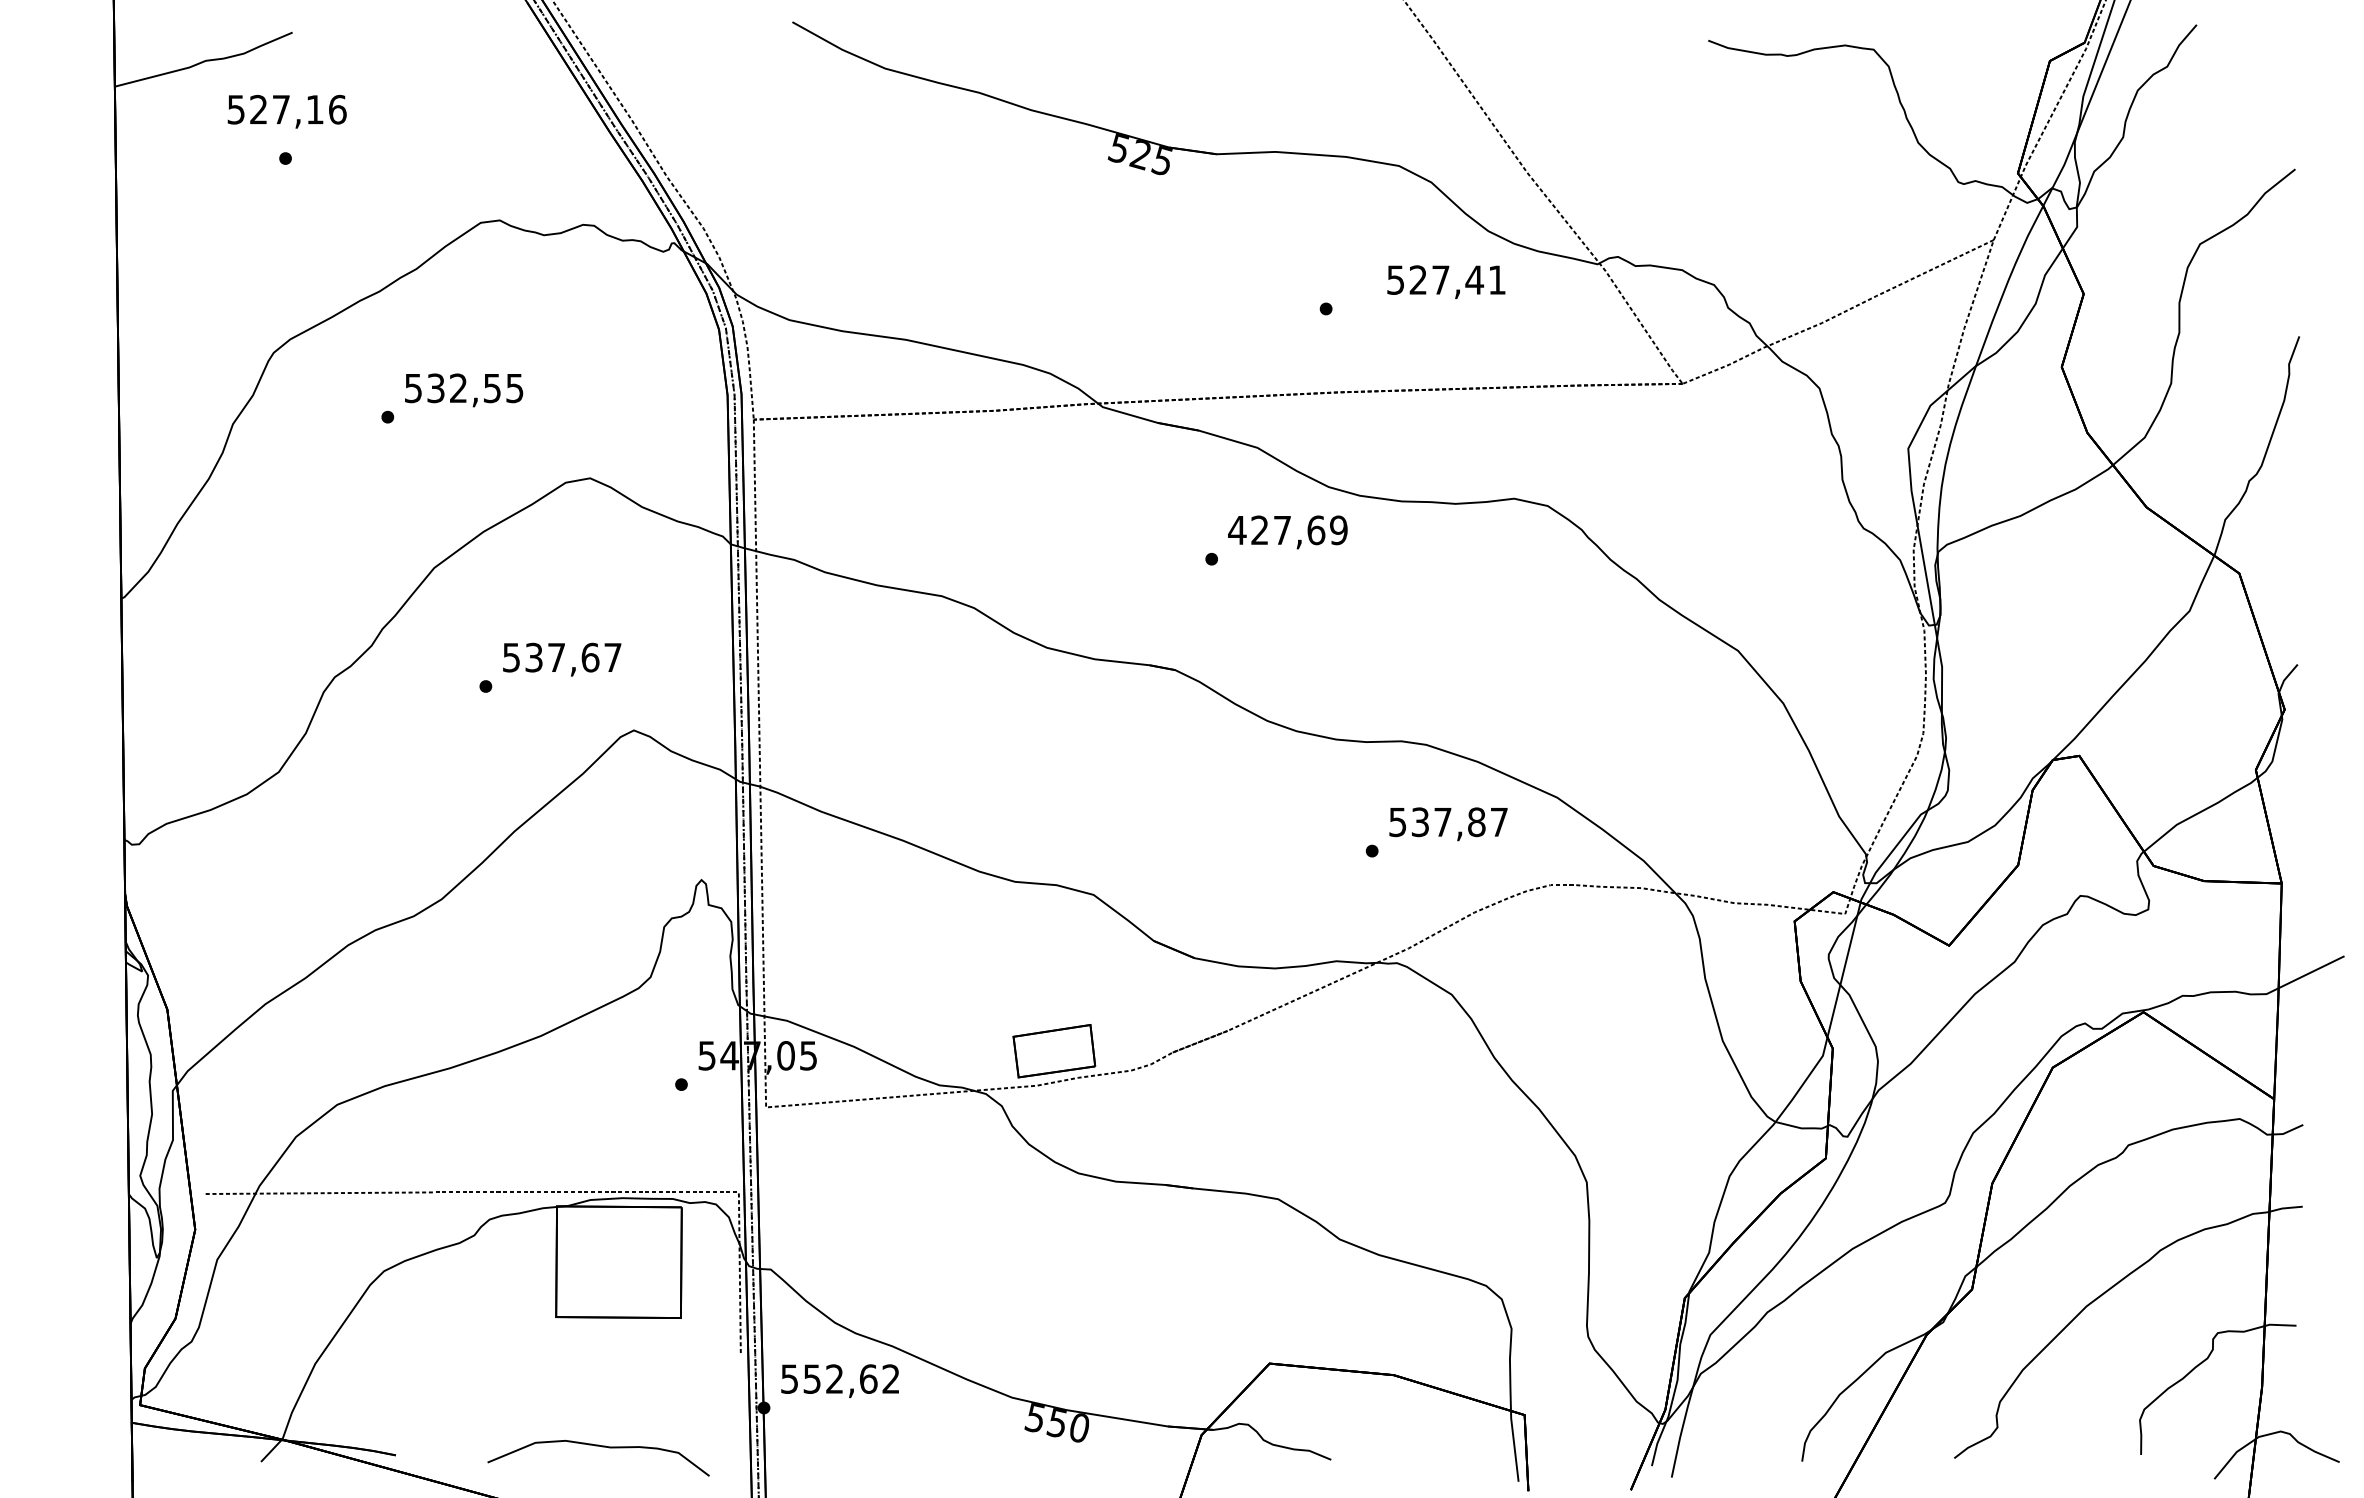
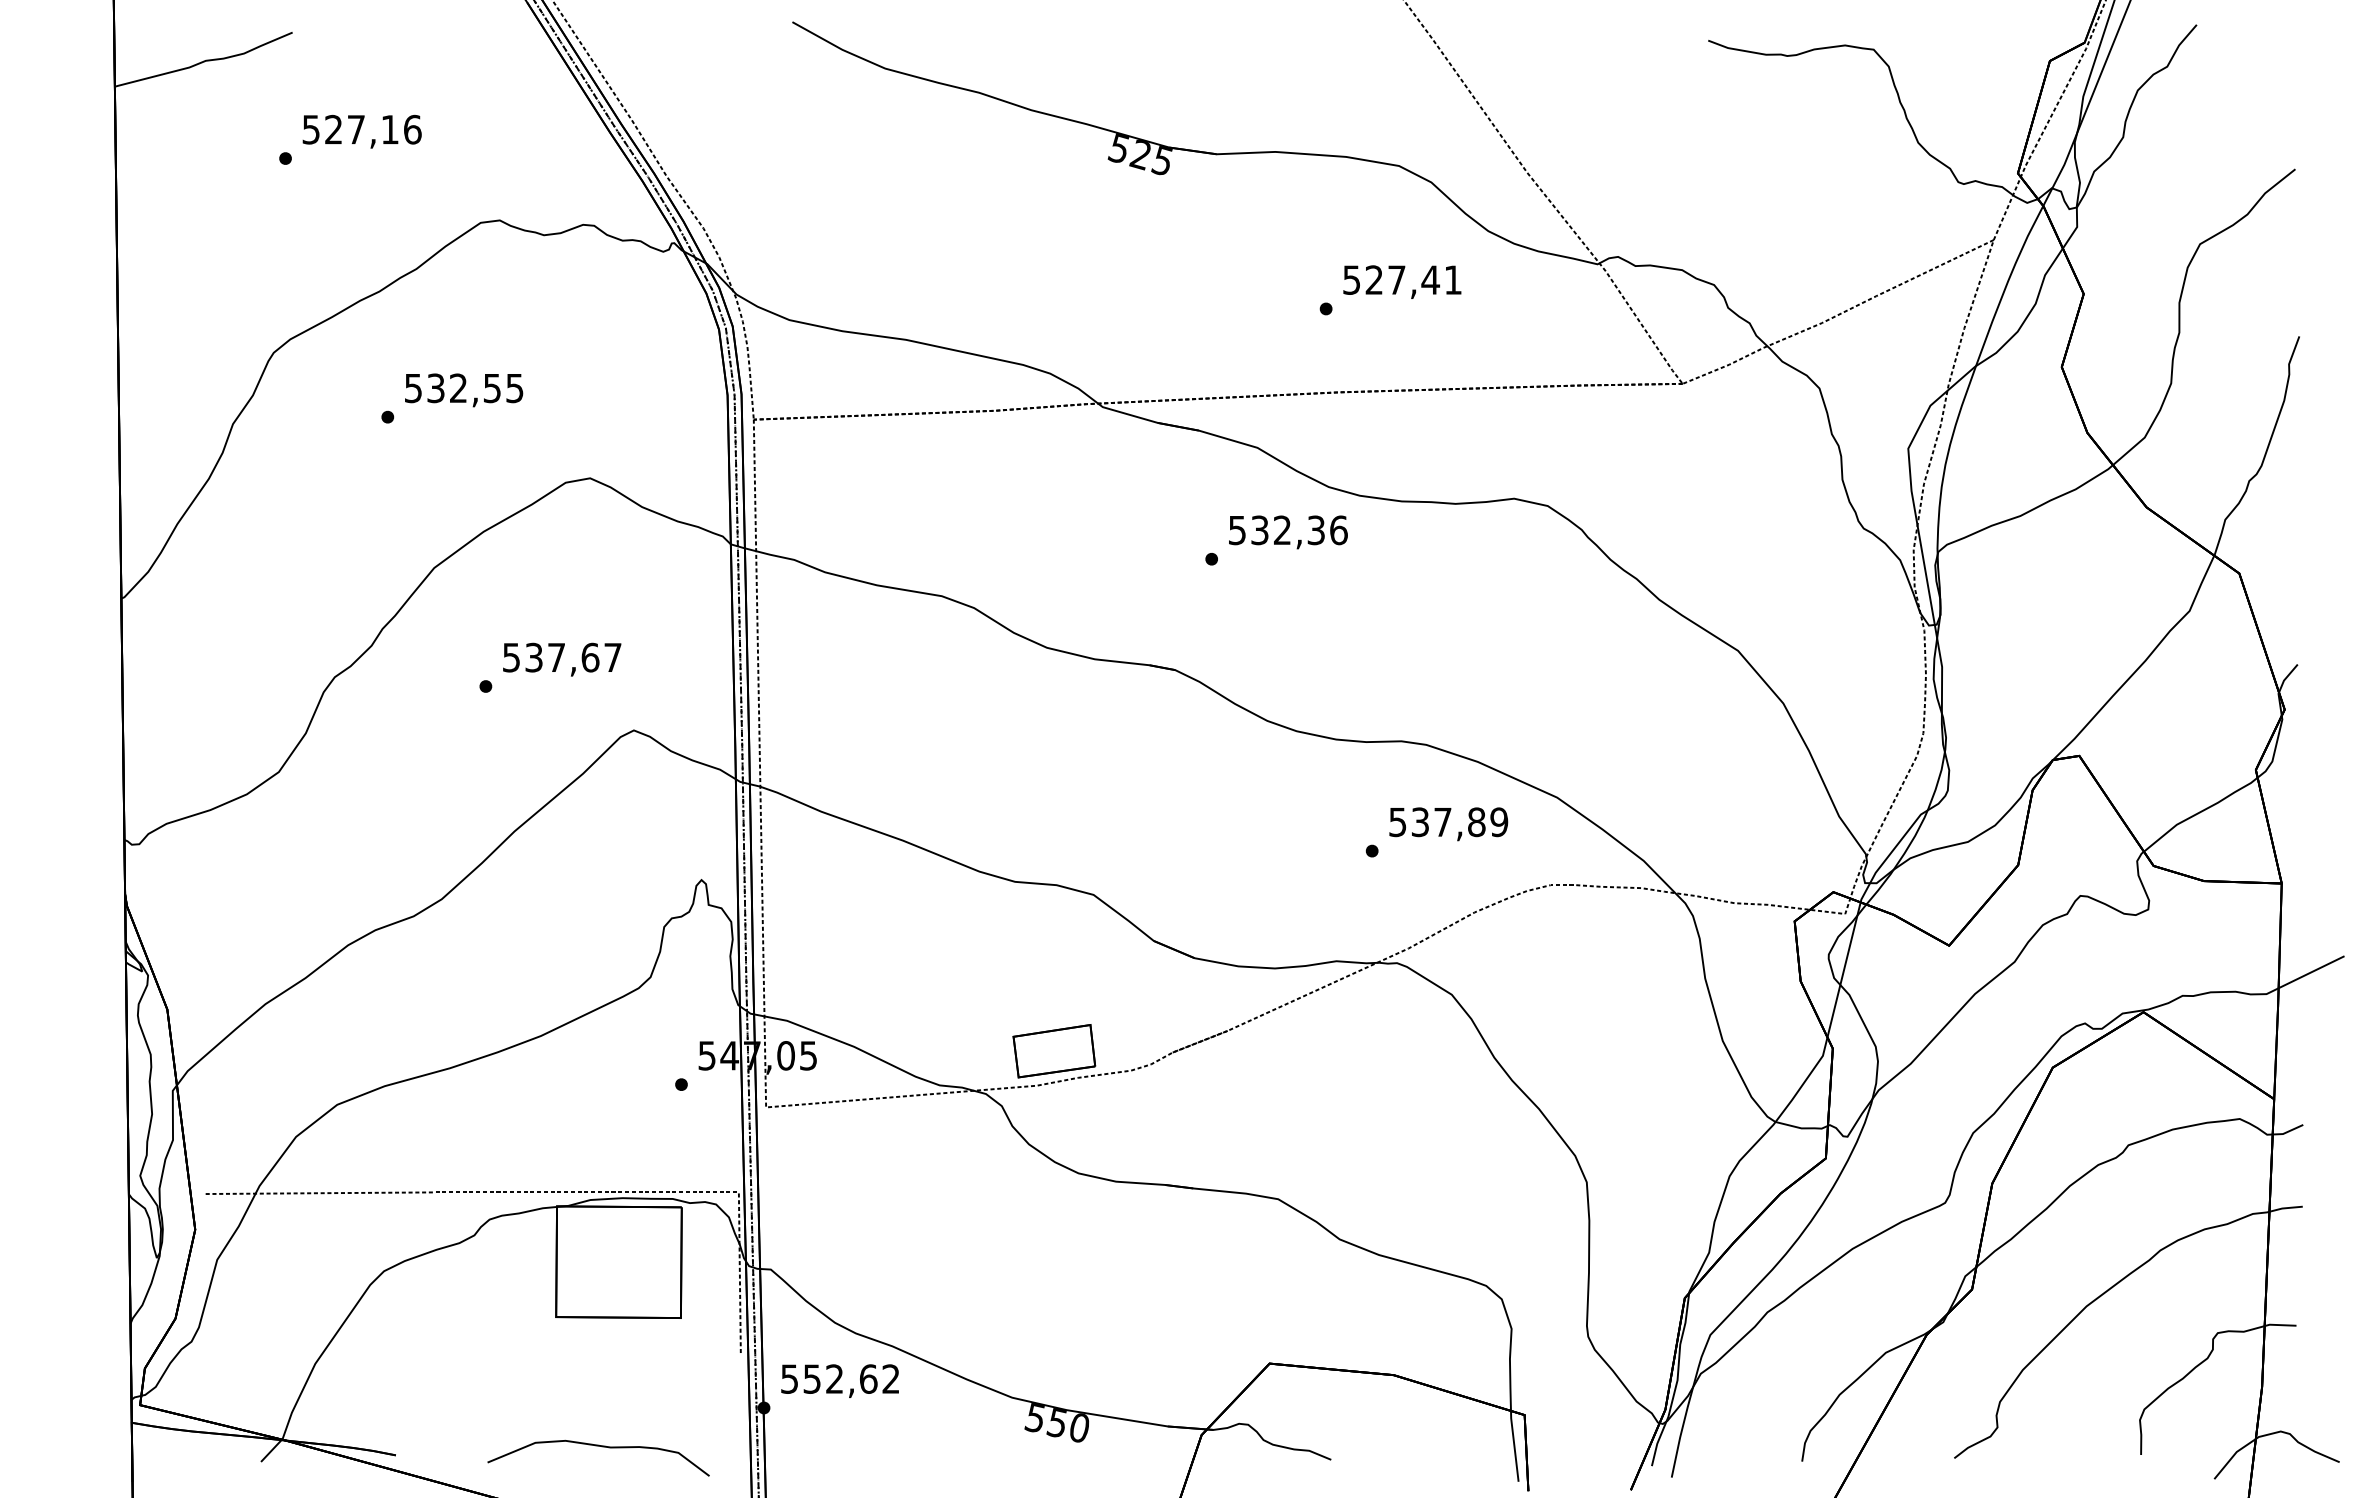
text position: (286, 111) -> (361, 131) (361, 131)
text position: (1446, 281) -> (1402, 281) (1402, 281)
text: 427,69 -> 532,36 (1287, 530)
text: 537,87 -> 537,89 (1499, 822)
